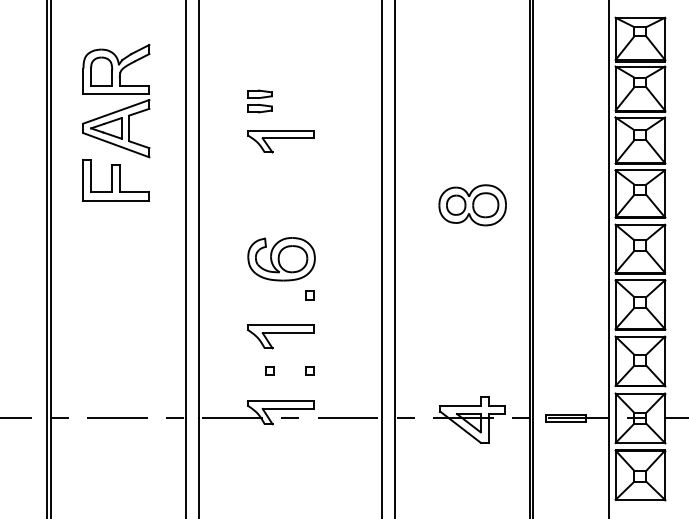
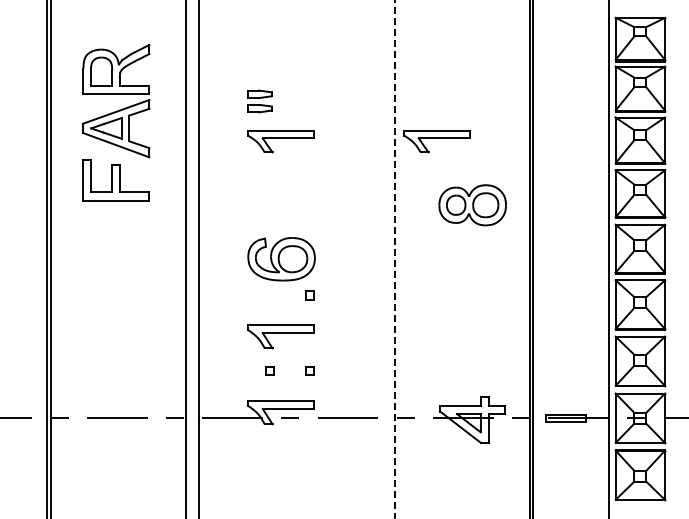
part: none -> present (436, 141)
line: present -> none (381, 258)
line: solid -> dashed (394, 259)
